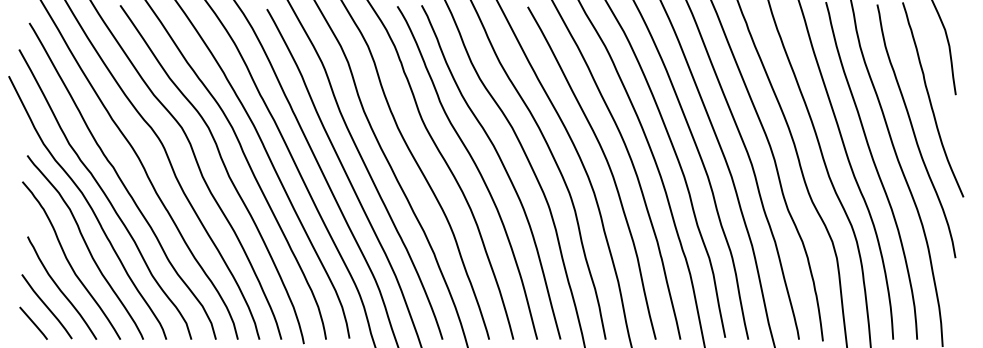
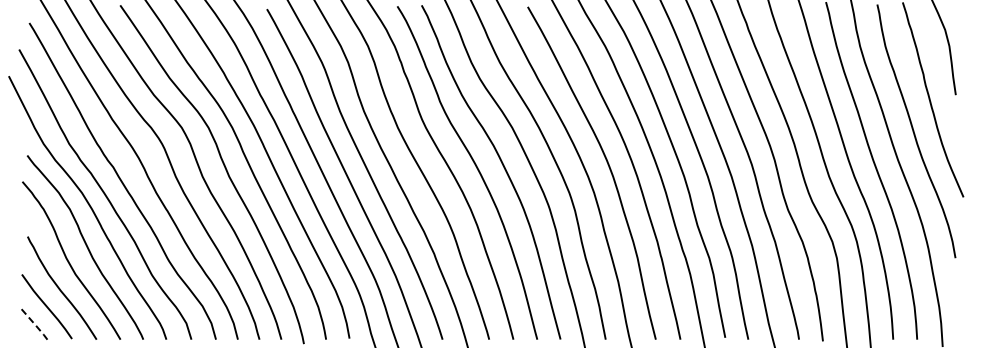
line: solid -> dashed (34, 323)
